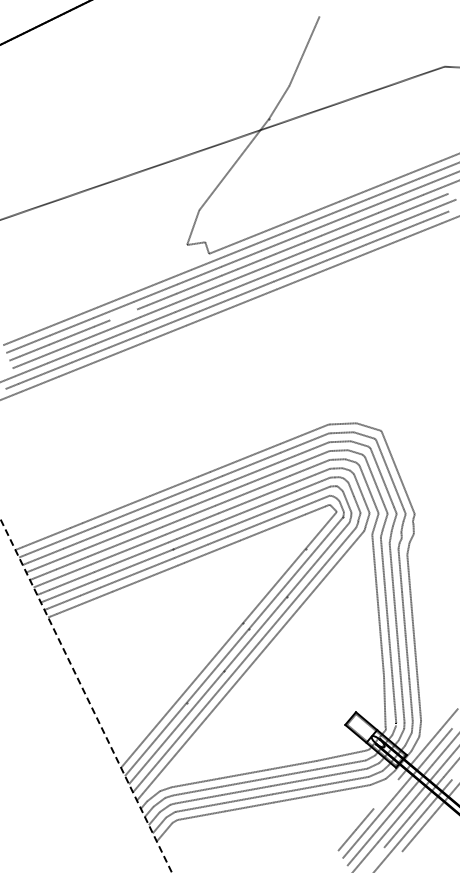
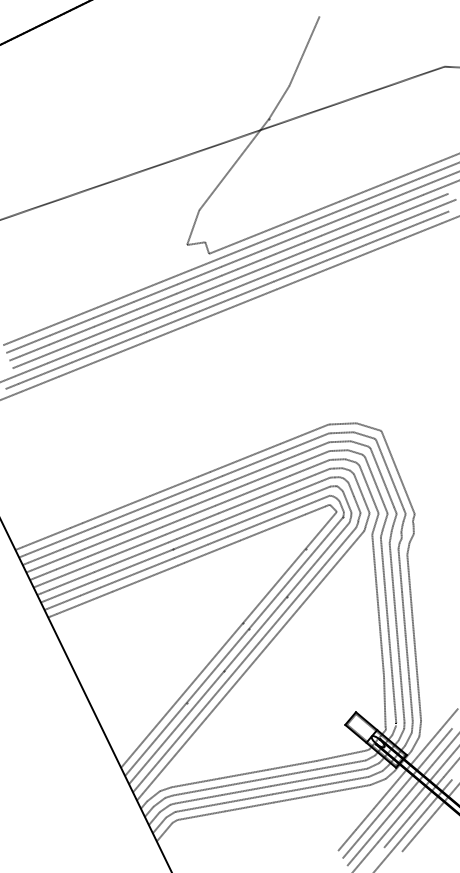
line: none -> present (123, 314)
line: dashed -> solid (85, 695)
line: none -> present (385, 793)
